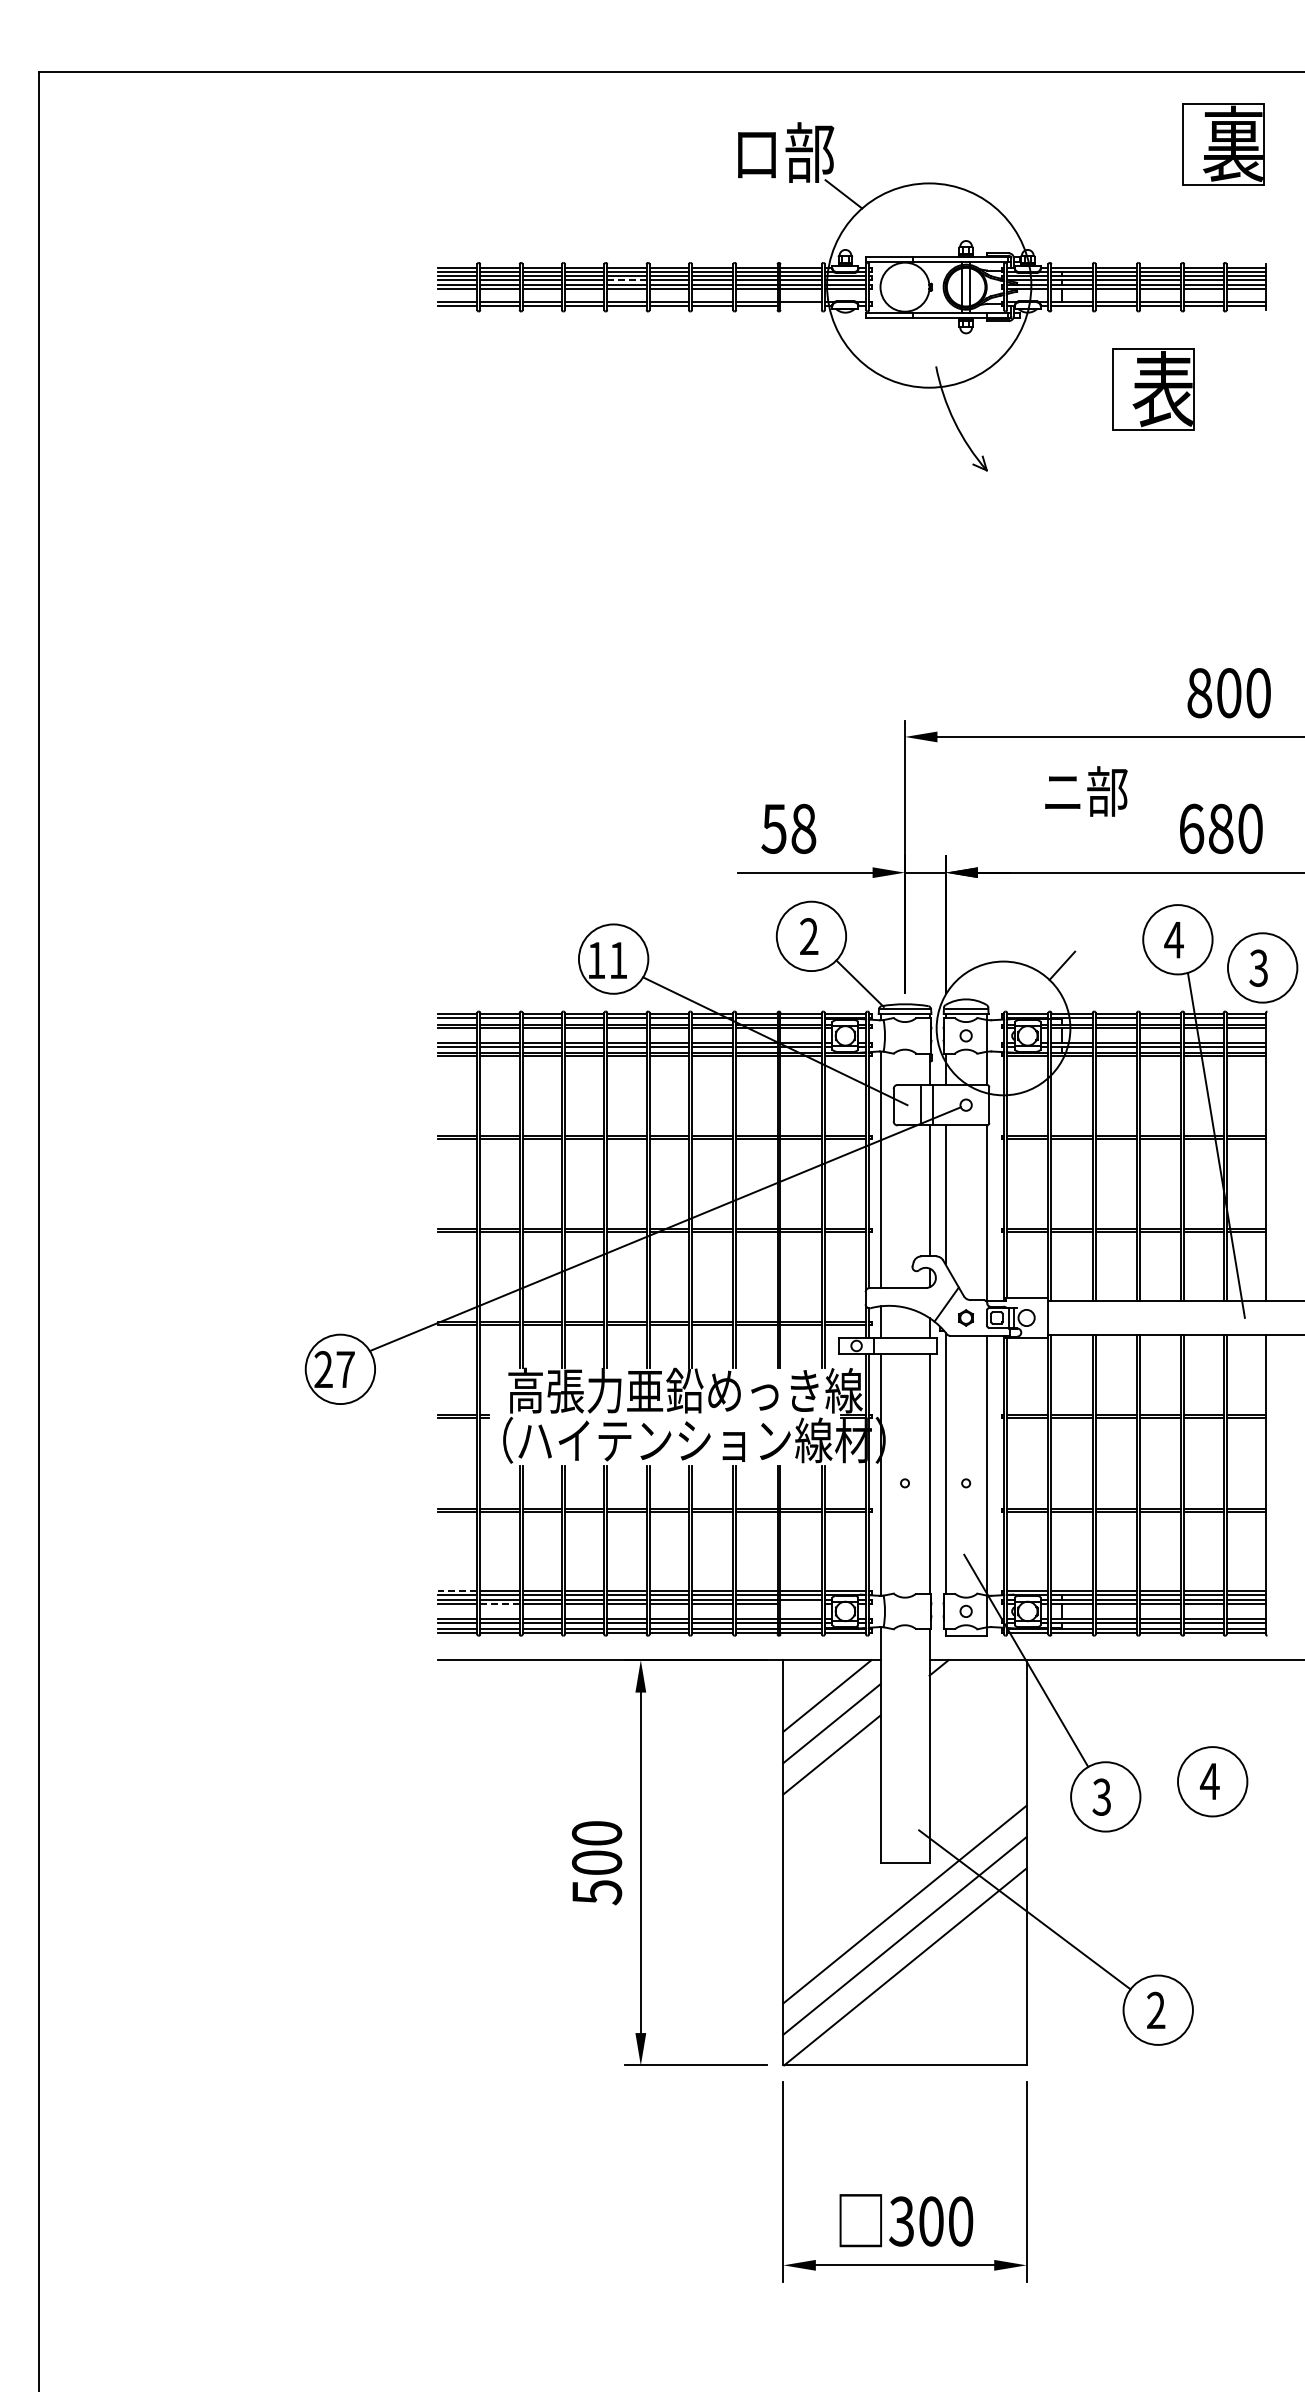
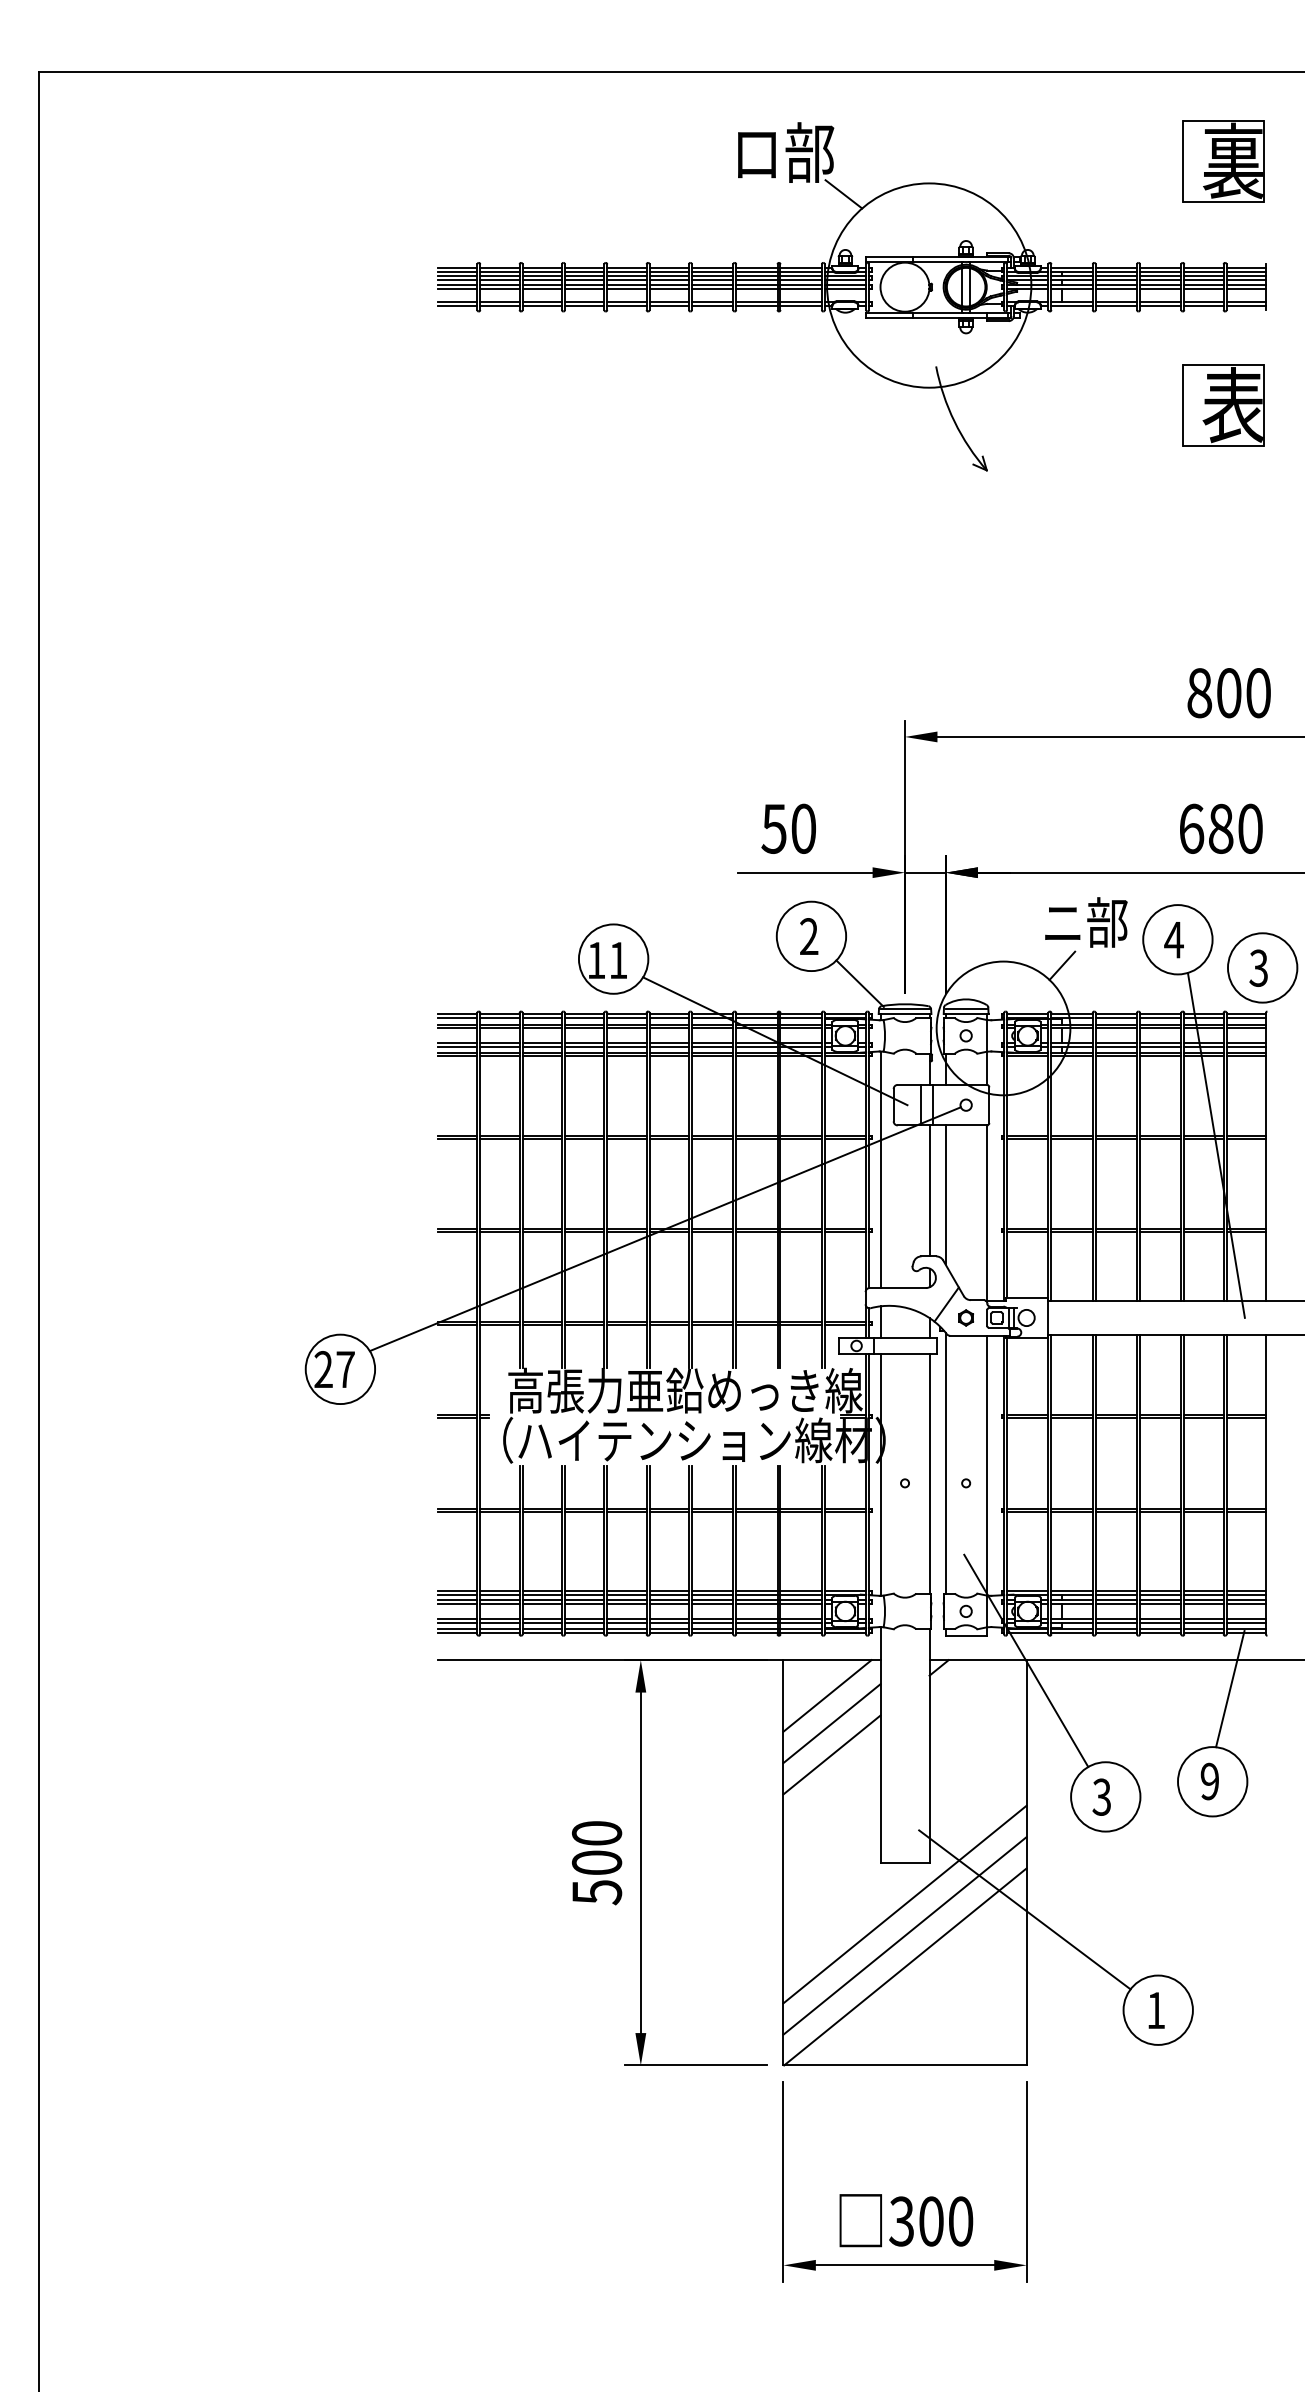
part position: (1223, 144) -> (1223, 161) (1223, 161)
line: dashed -> solid (626, 280)
line: none -> present (800, 306)
part position: (1153, 389) -> (1223, 405) (1223, 405)
text position: (1086, 791) -> (1086, 922) (1086, 922)
text: 58 -> 50 (803, 828)
line: dashed -> solid (457, 1590)
line: dashed -> solid (499, 1604)
line: none -> present (800, 1604)
line: none -> present (1230, 1689)
text: 4 -> 9 (1209, 1781)
text: 2 -> 1 (1156, 2009)
